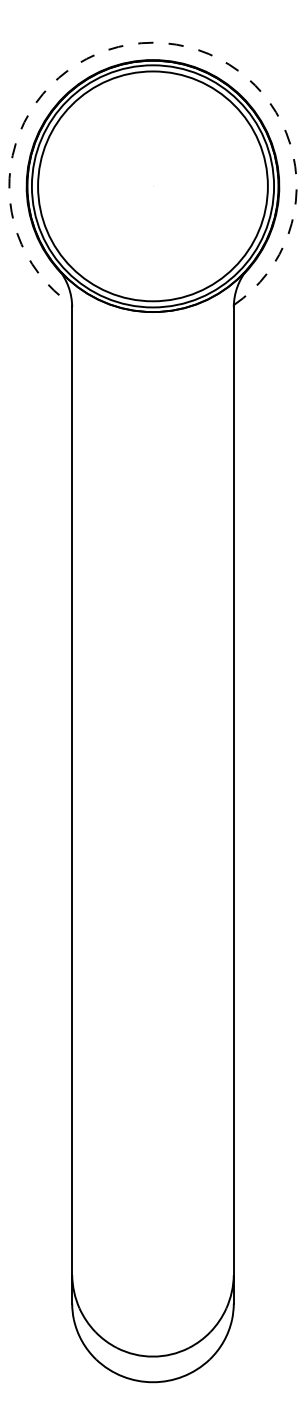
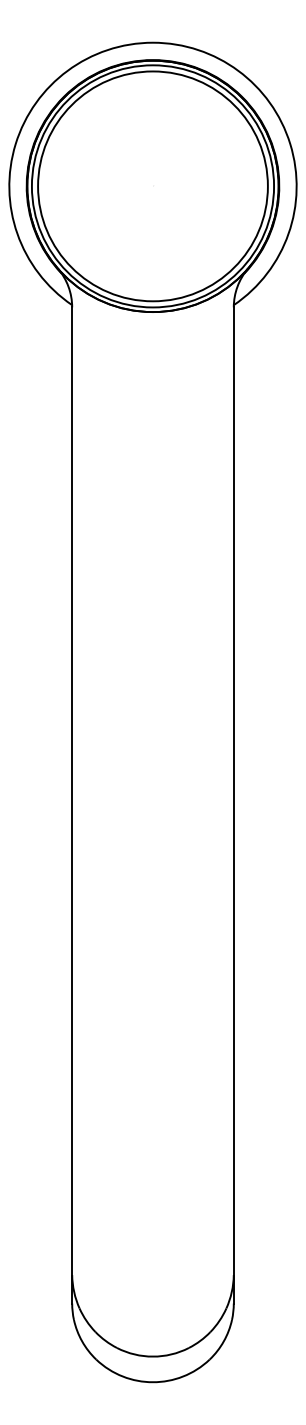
arc: dashed -> solid (152, 42)
